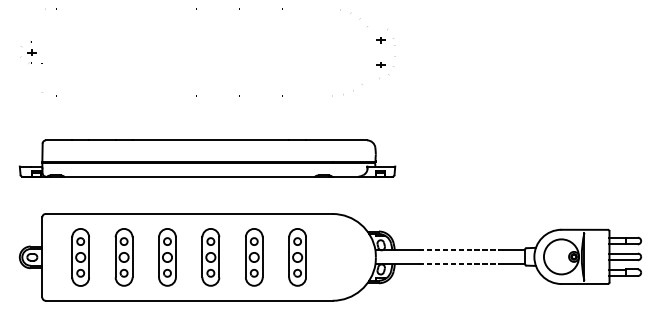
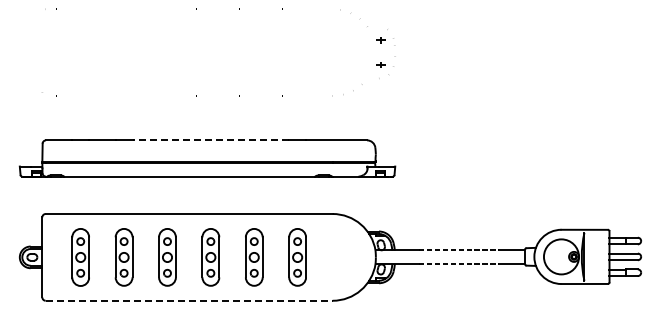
part: present -> none (31, 52)
line: solid -> dashed (210, 140)
line: solid -> dashed (189, 300)
